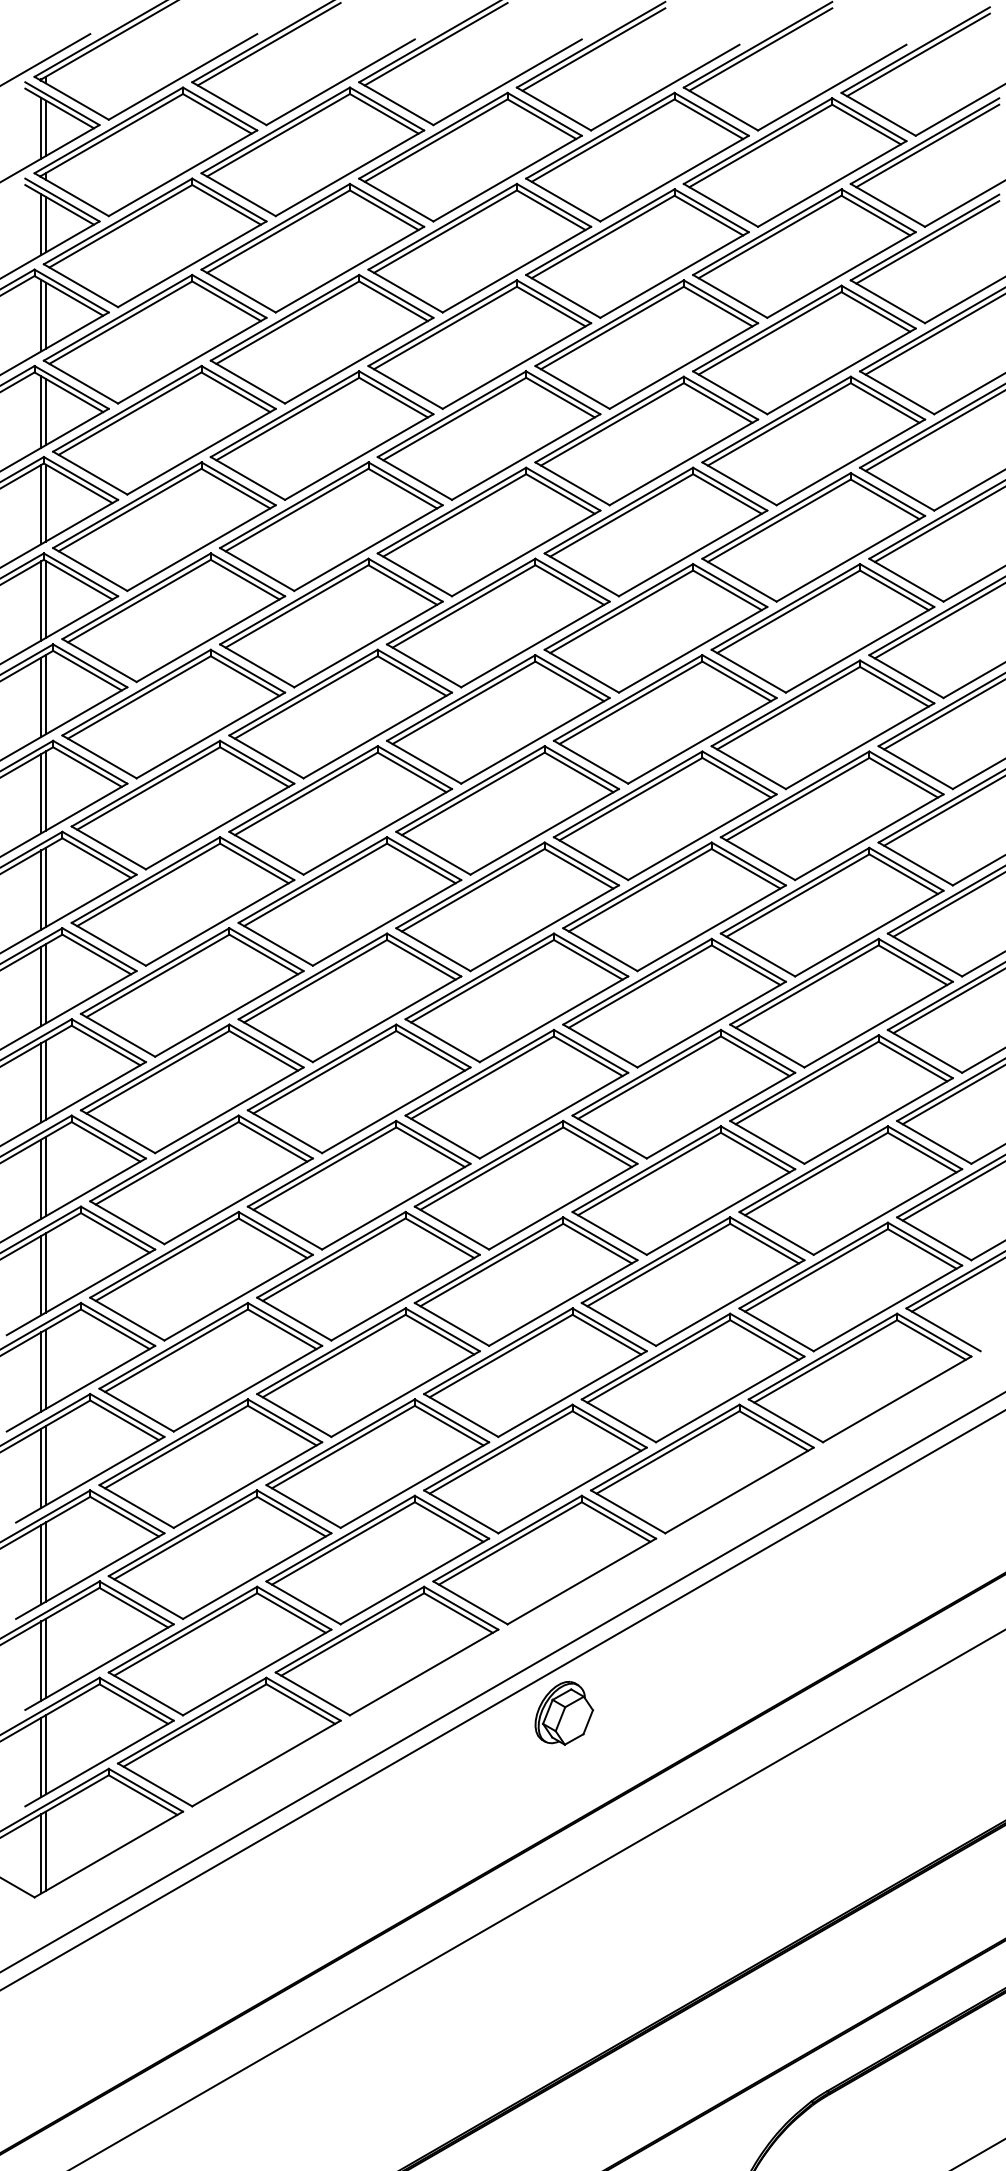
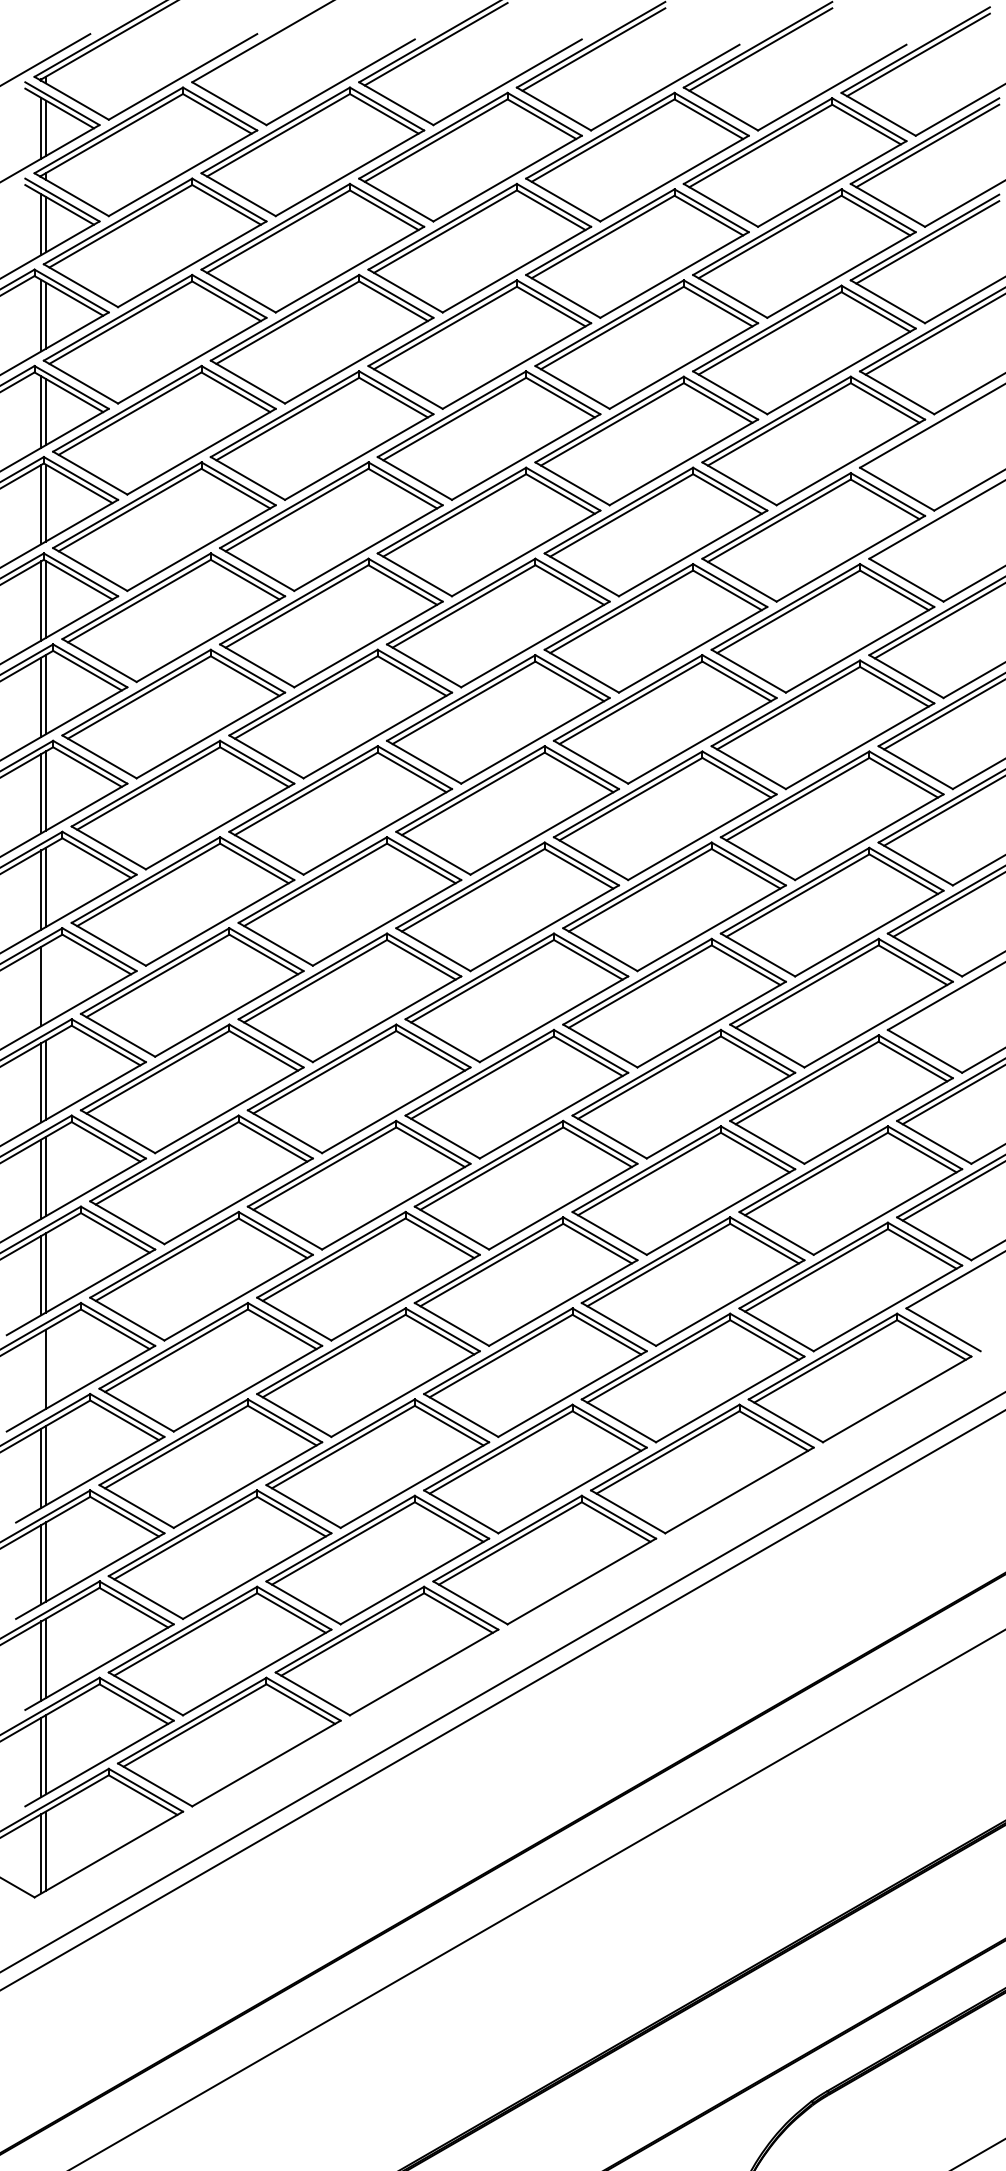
line: present -> none (268, 44)
line: present -> none (933, 431)
line: present -> none (938, 524)
line: present -> none (45, 983)
line: present -> none (947, 1001)
line: present -> none (957, 1285)
line: present -> none (41, 1371)
part: present -> none (564, 1713)
